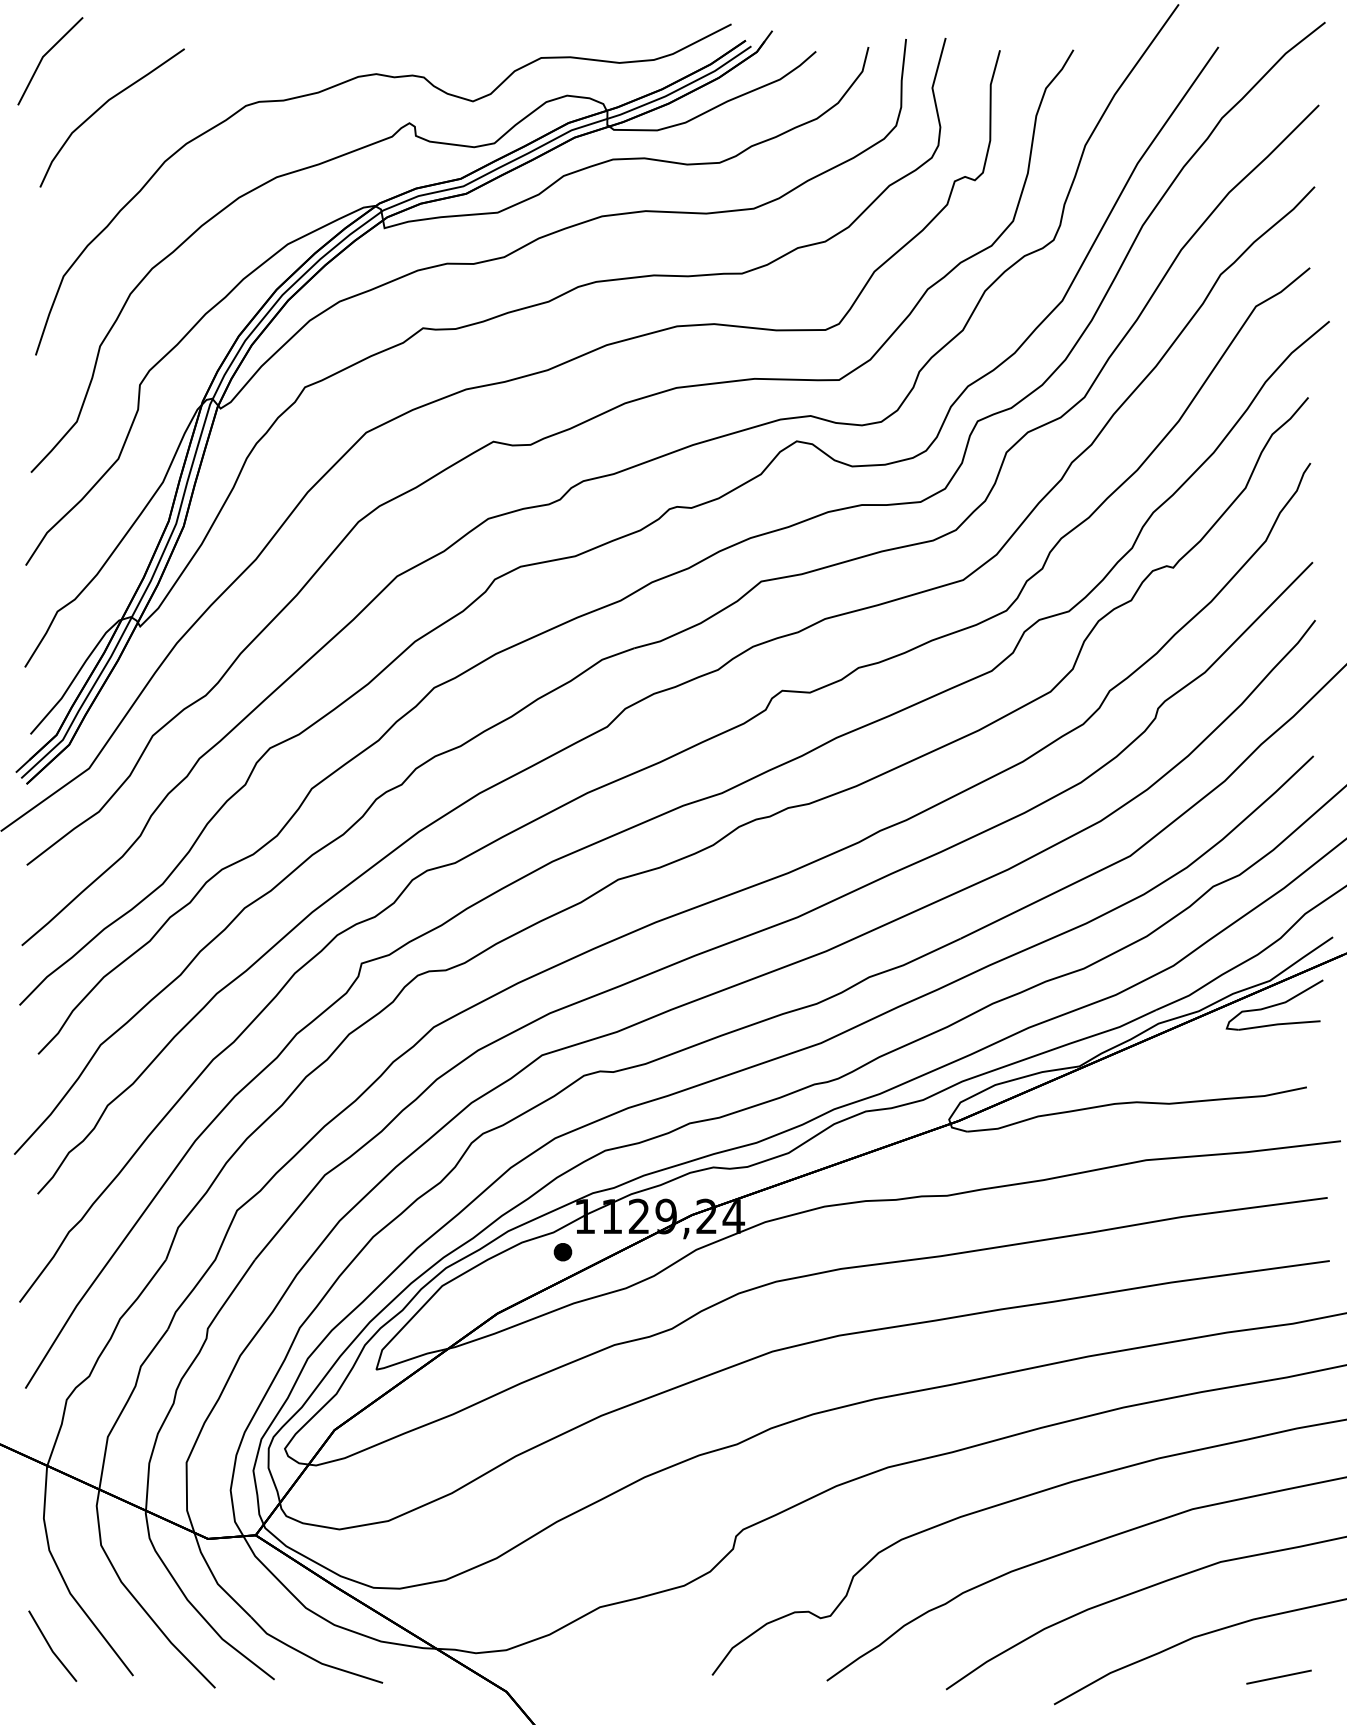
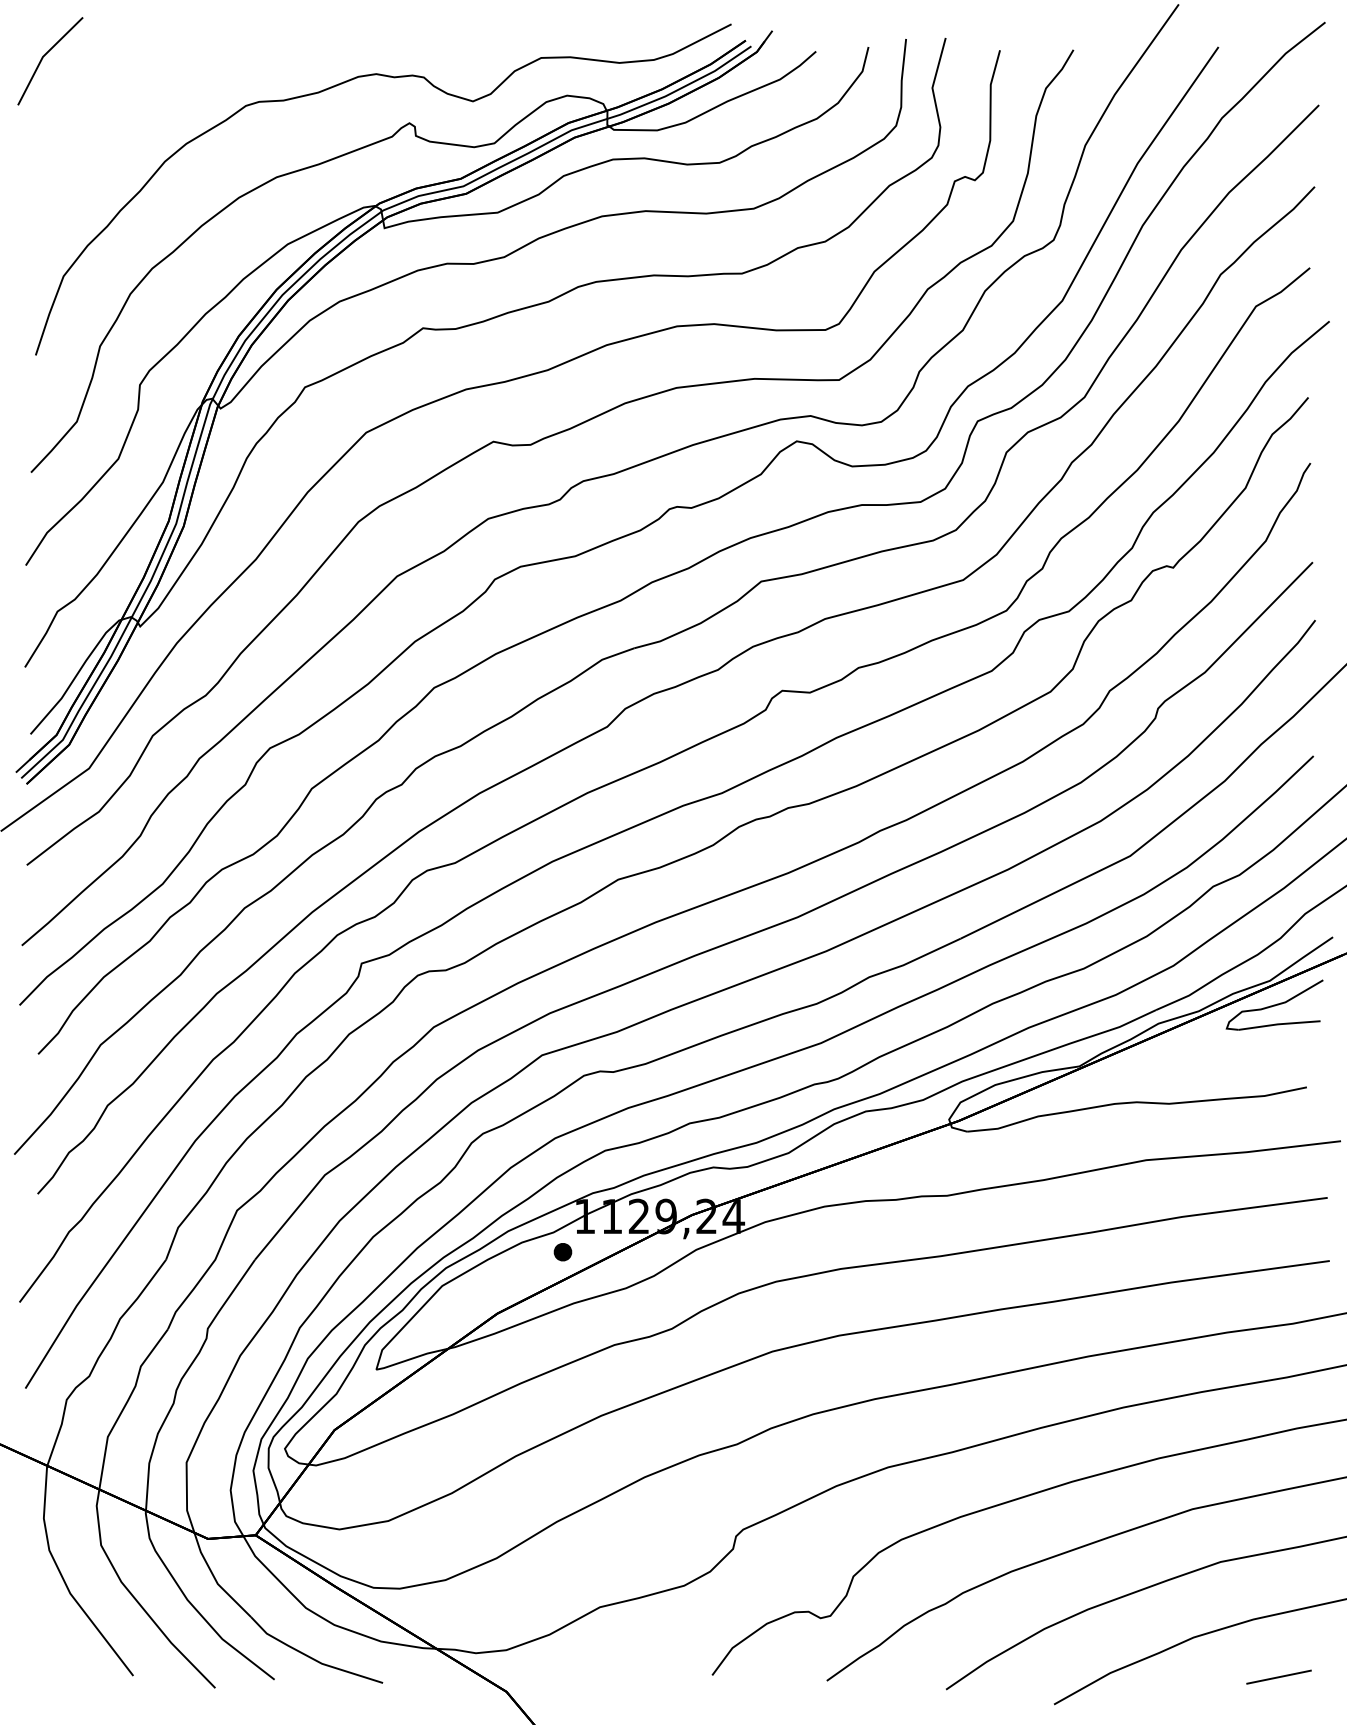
part: present -> none (102, 107)
line: present -> none (50, 1645)
